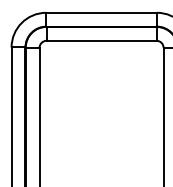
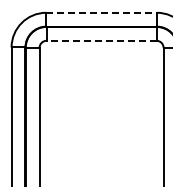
line: solid -> dashed (102, 12)
line: solid -> dashed (101, 40)
